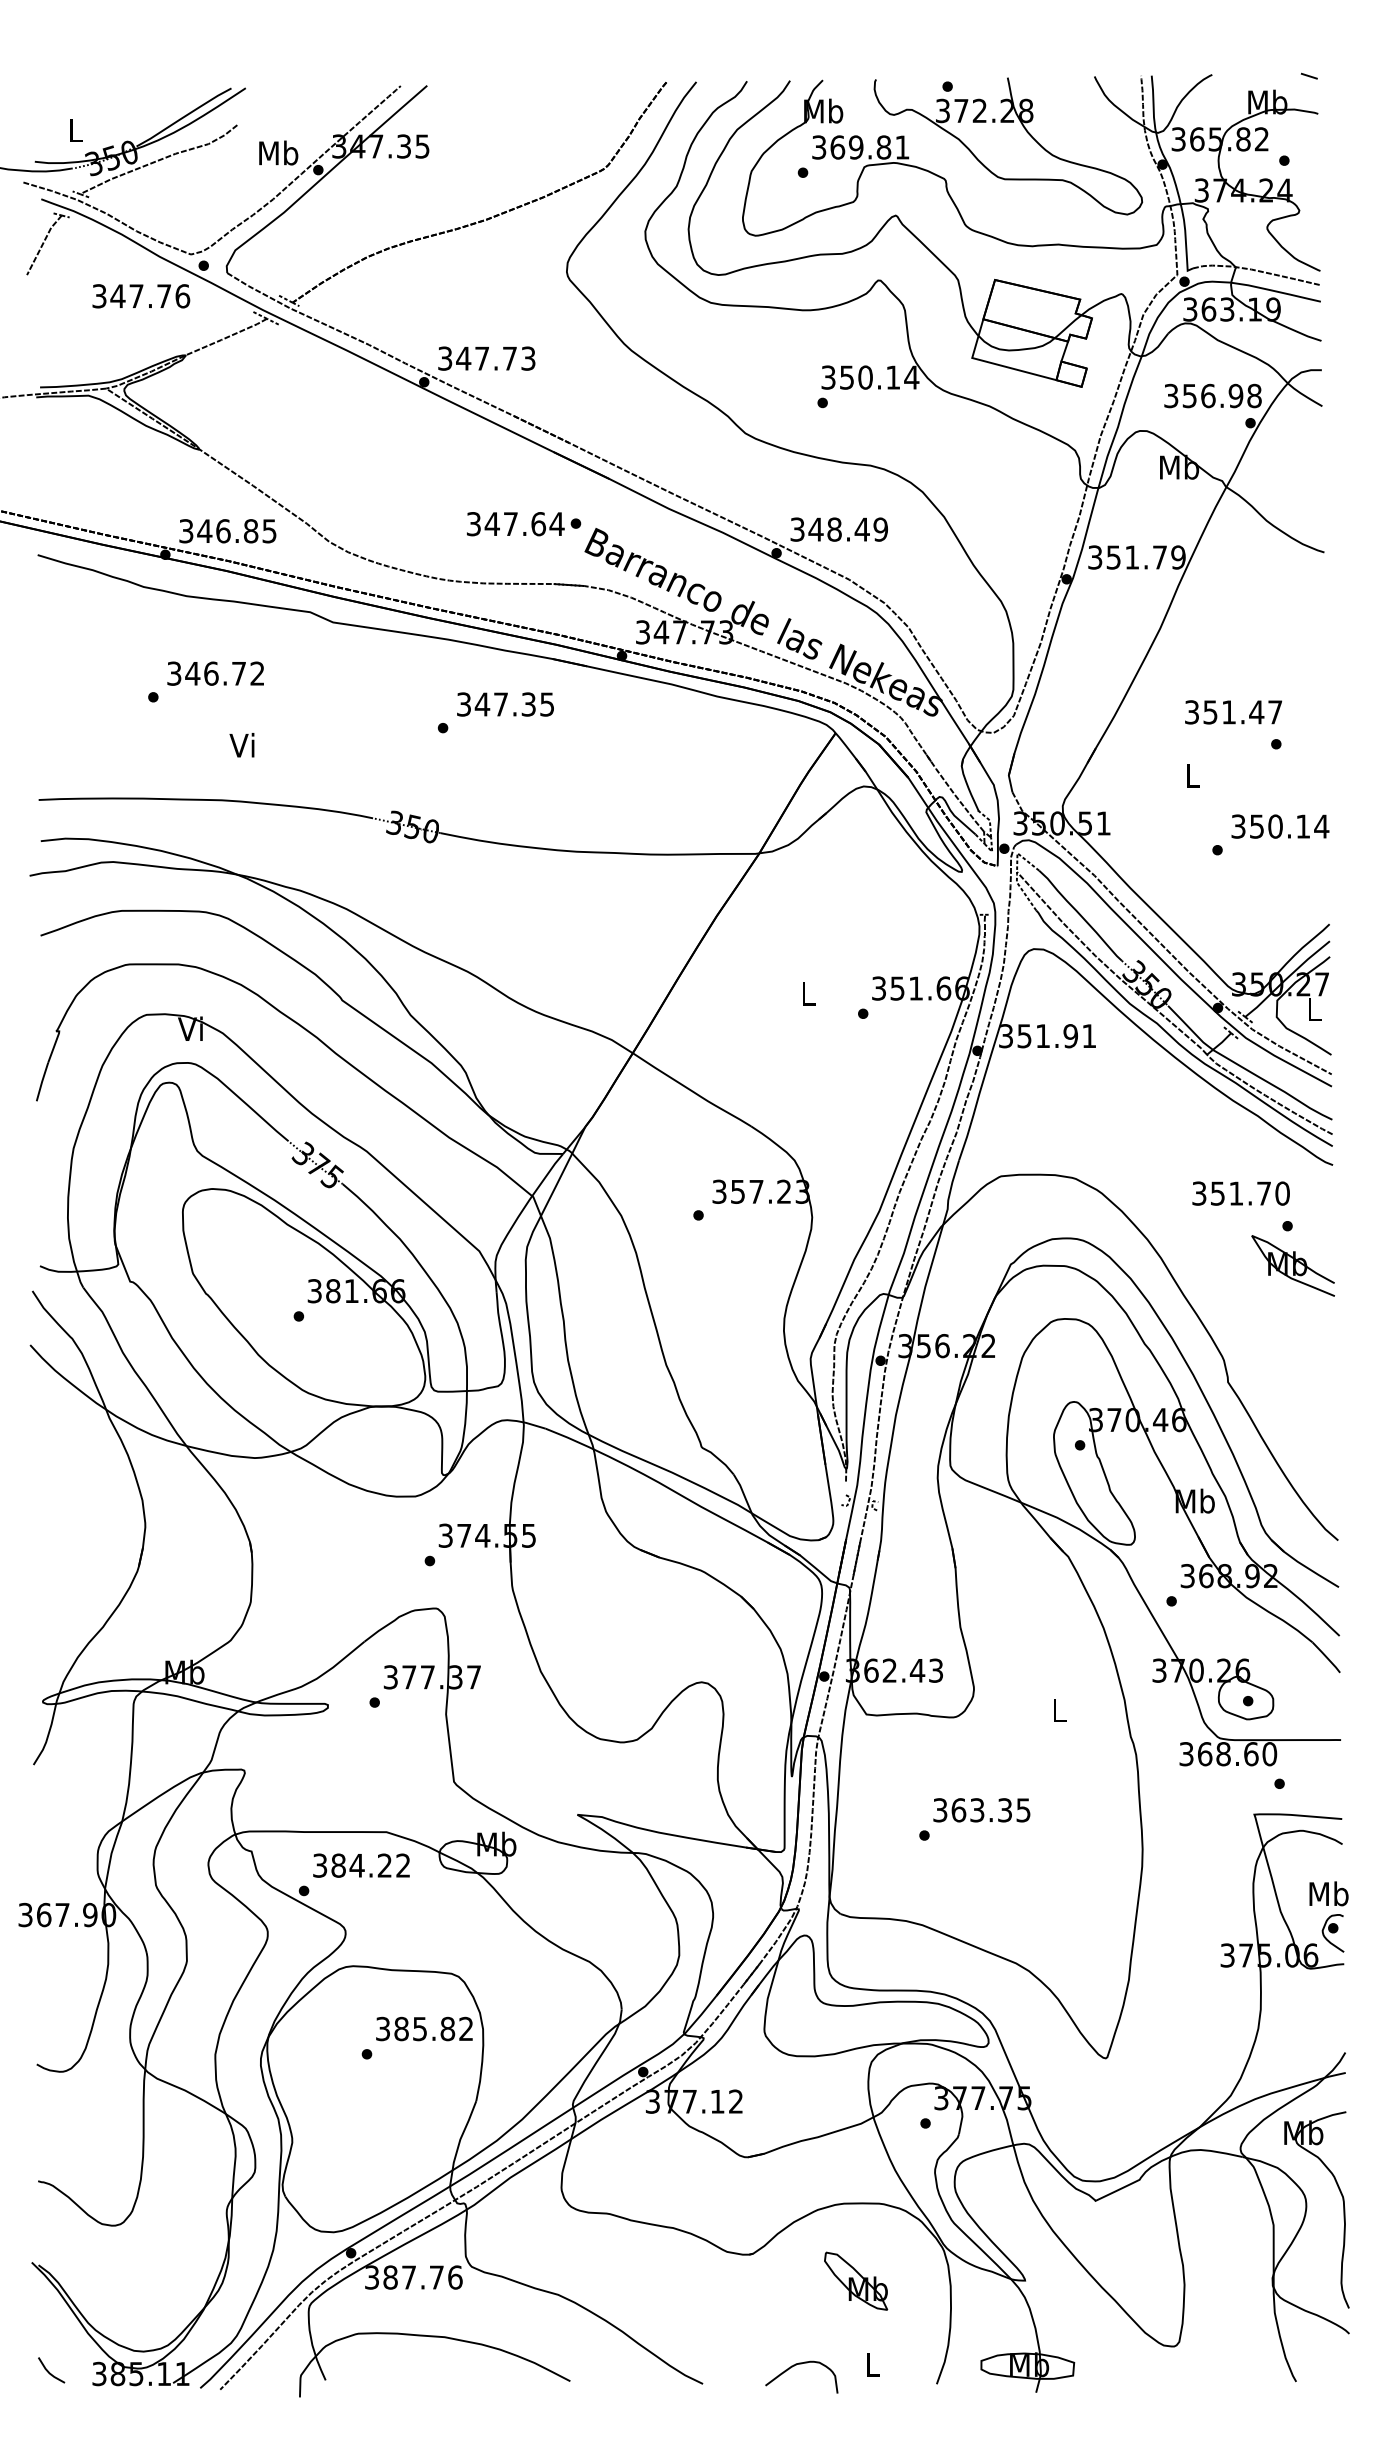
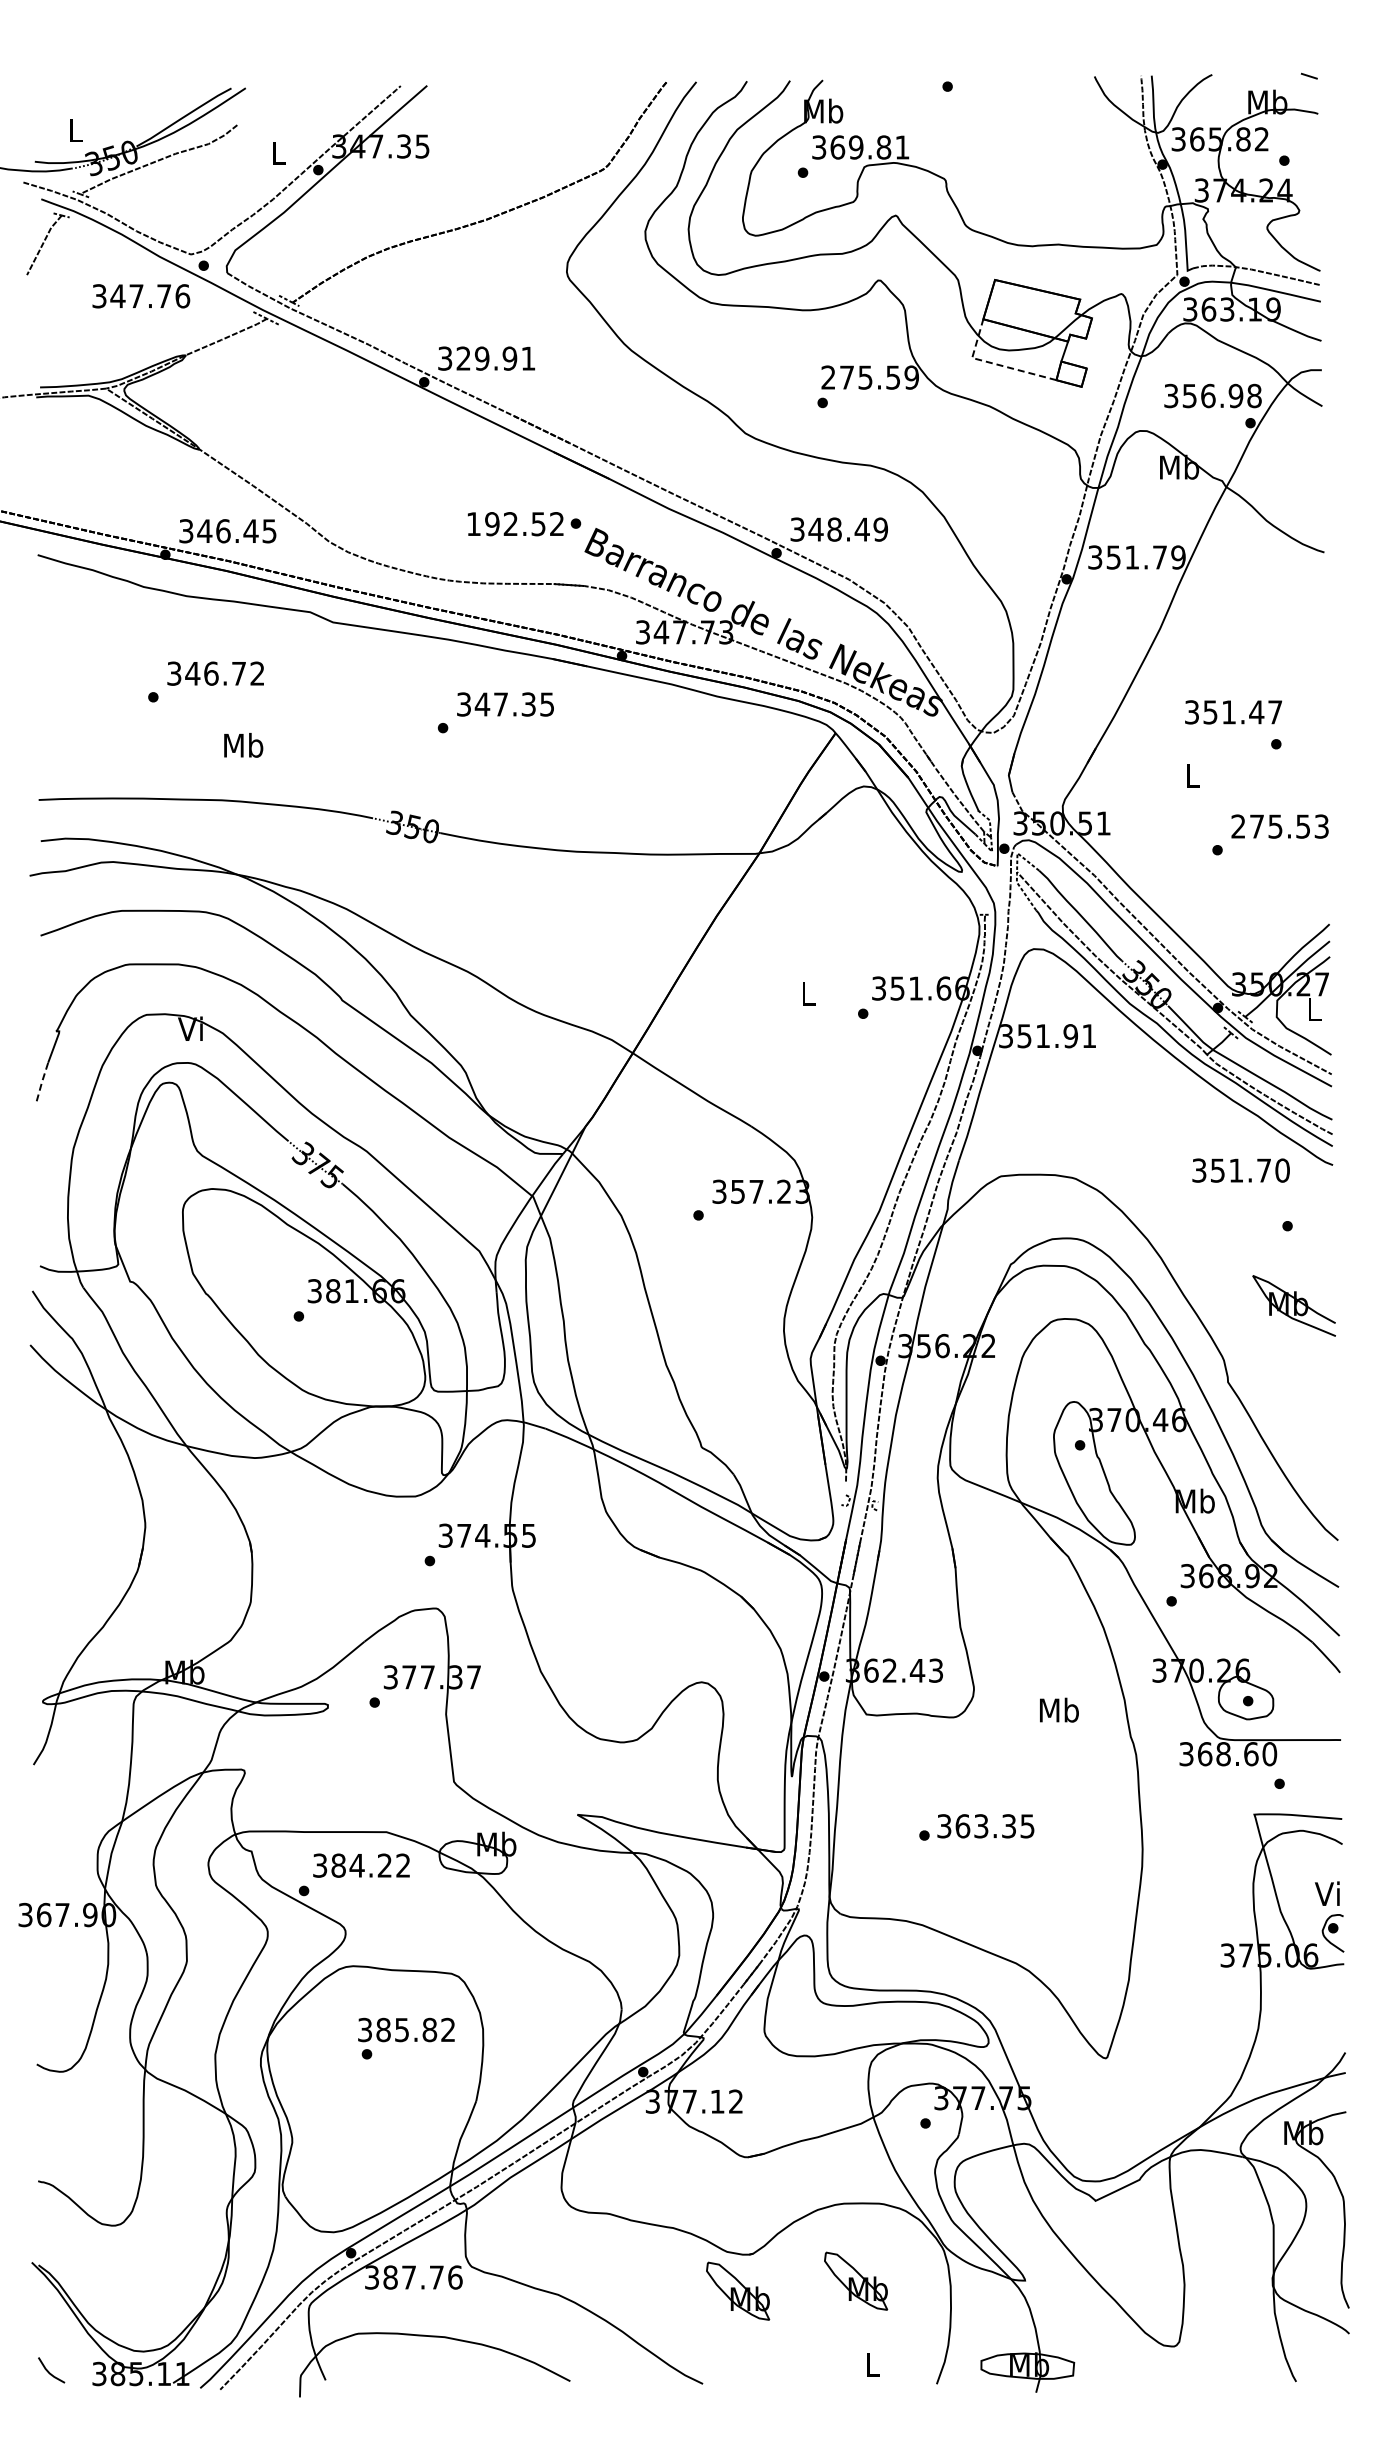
part: present -> none (1026, 132)
text: Mb -> L (278, 152)
text: 347.73 -> 329.91 (495, 358)
line: solid -> dashed (994, 363)
text: 350.14 -> 275.59 (870, 377)
text: 347.64 -> 192.52 (515, 524)
text: 346.85 -> 346.45 (250, 531)
text: Vi -> Mb (243, 744)
text: 350.14 -> 275.53 (1280, 826)
line: solid -> dashed (42, 1081)
text position: (1240, 1193) -> (1240, 1170) (1240, 1170)
part position: (1292, 1265) -> (1293, 1305) (1293, 1305)
text: L -> Mb (1059, 1709)
text position: (981, 1810) -> (985, 1826) (985, 1826)
text: Mb -> Vi (1328, 1893)
text position: (424, 2028) -> (406, 2029) (406, 2029)
part: none -> present (738, 2290)
curve: present -> none (801, 2364)
